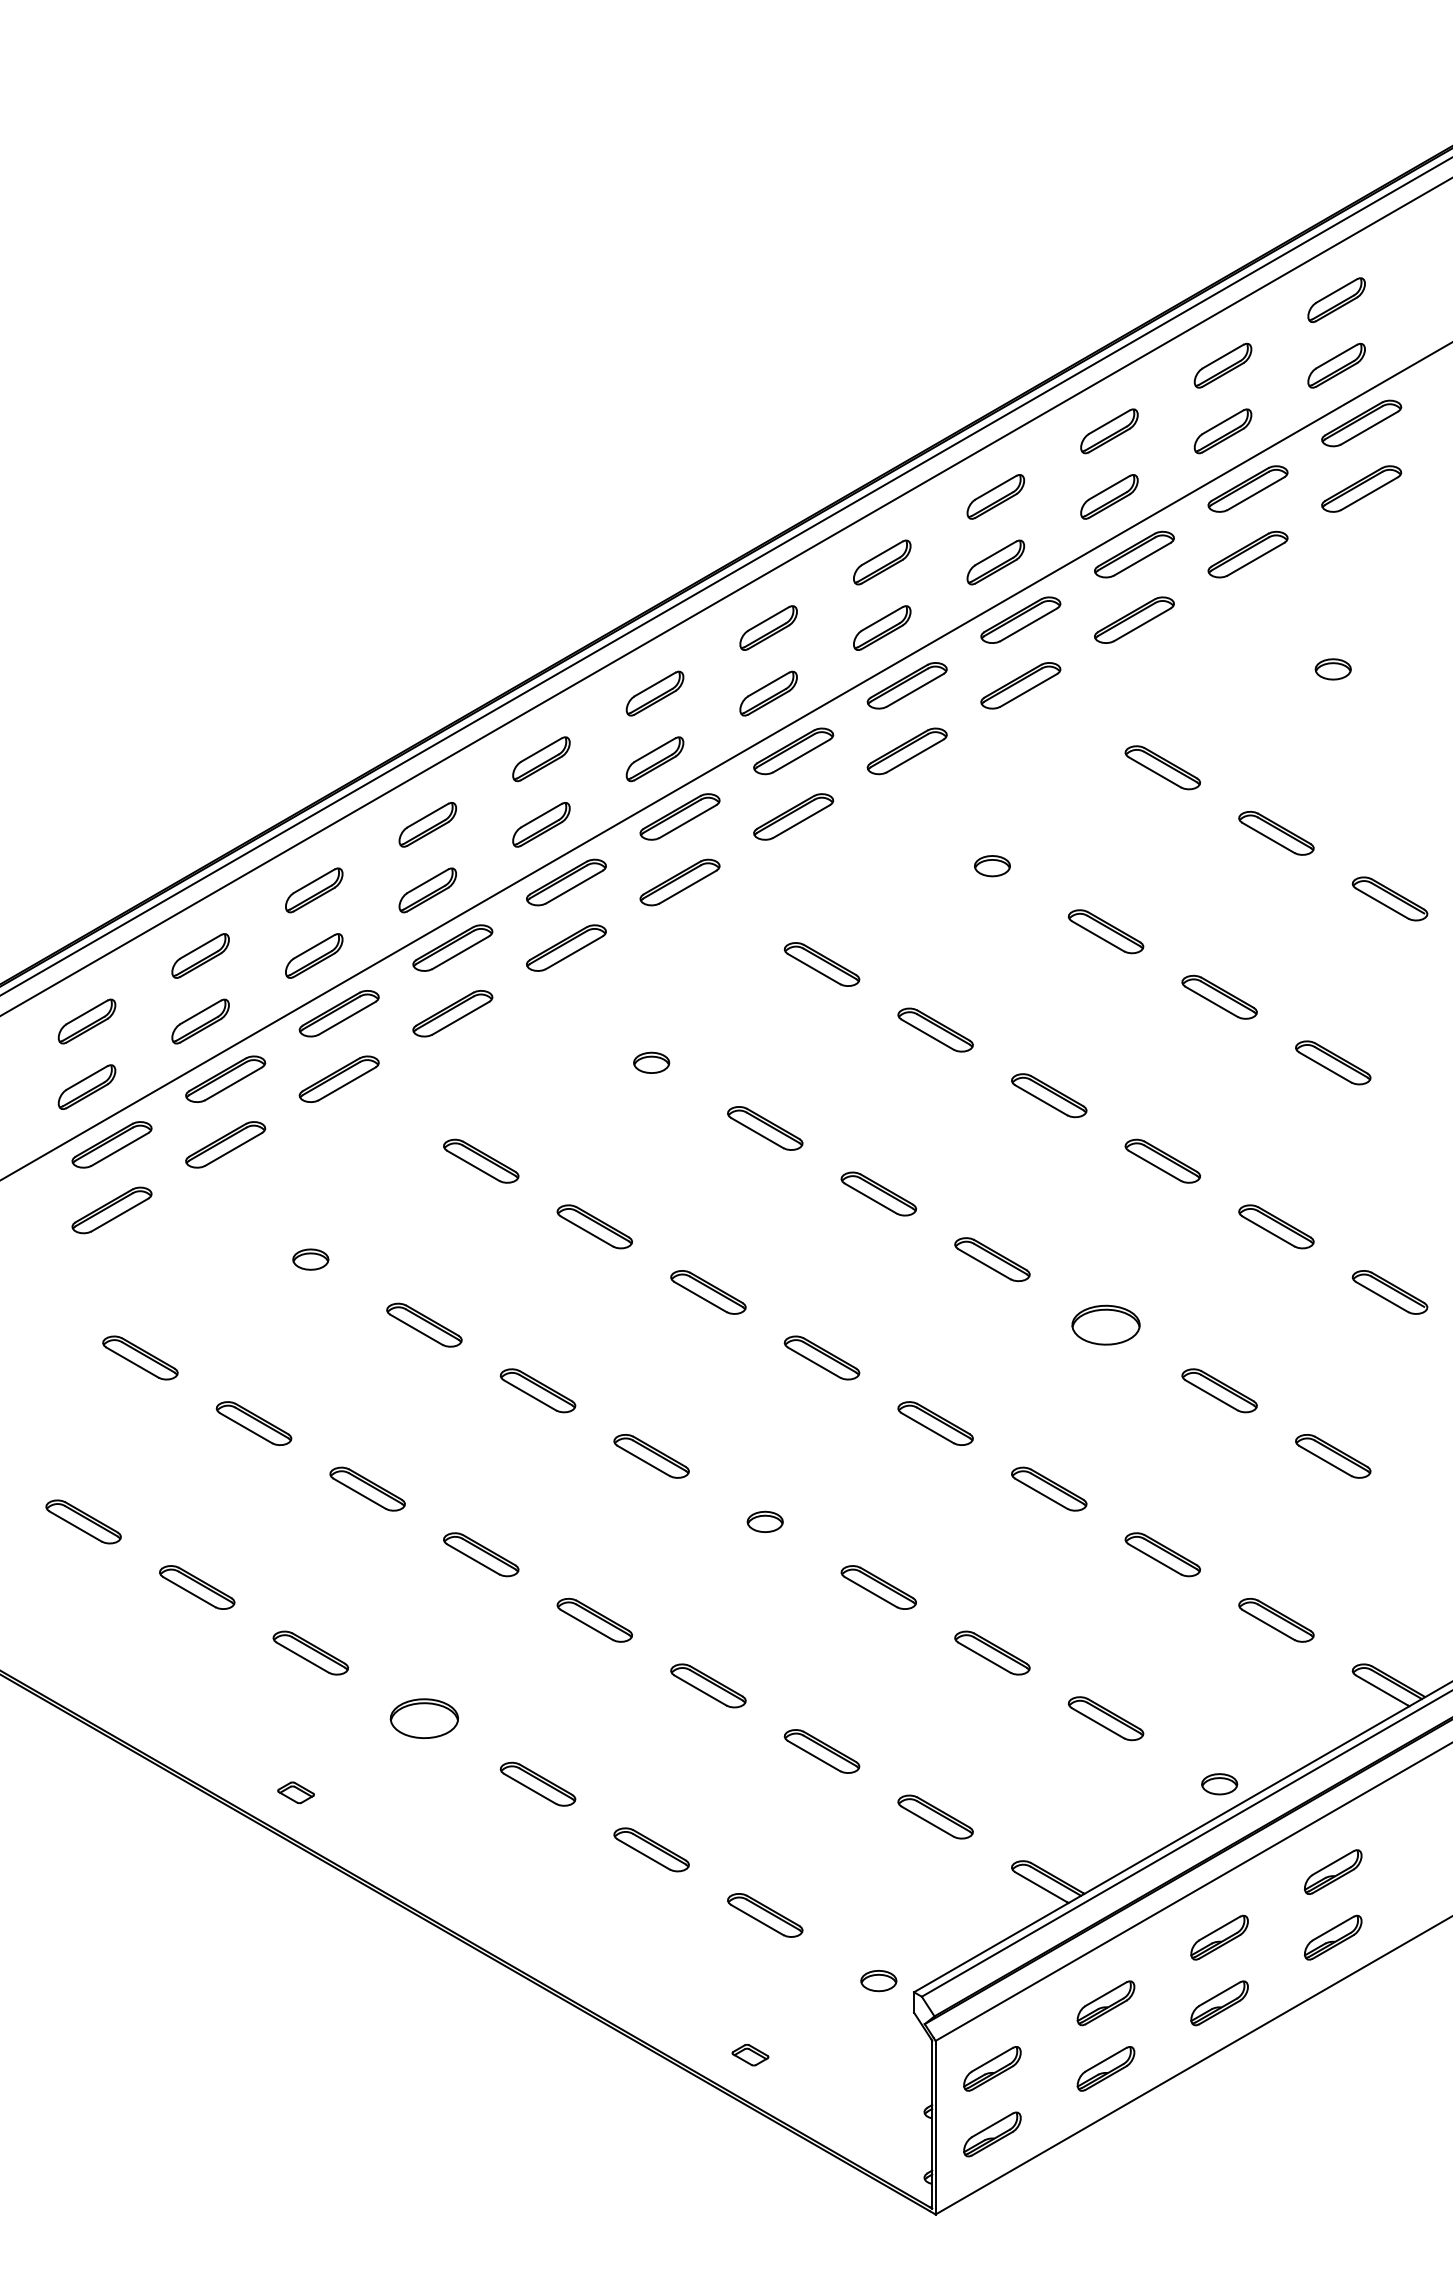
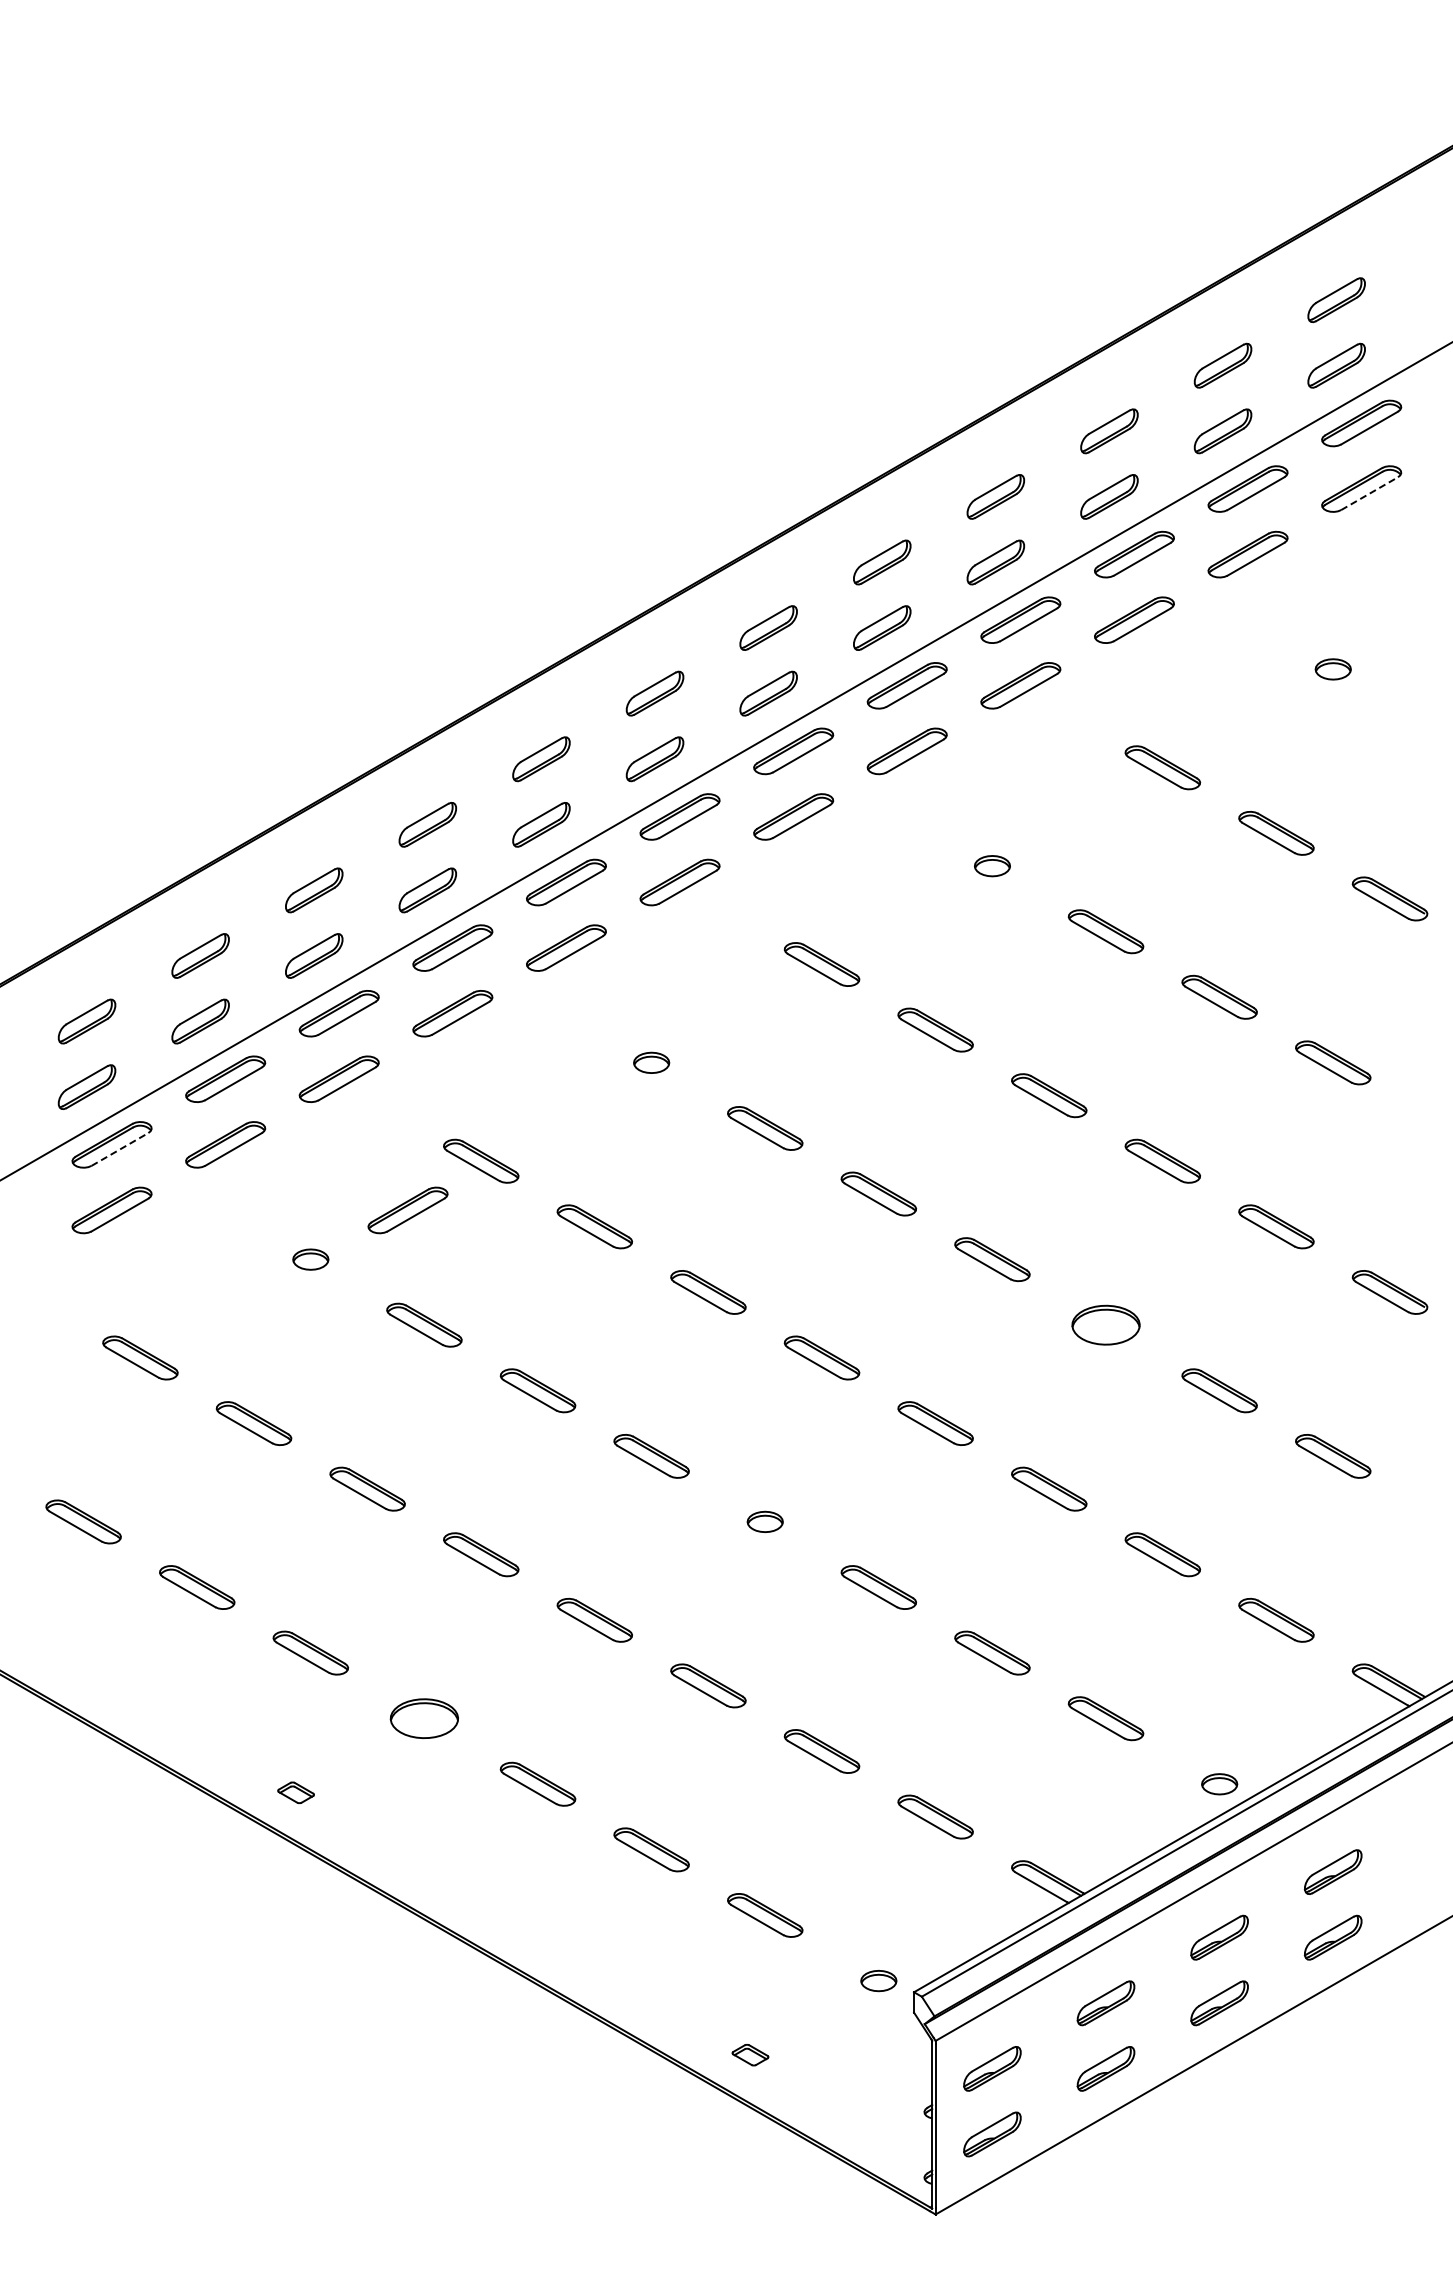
line: solid -> dashed (1369, 493)
line: present -> none (725, 576)
line: present -> none (725, 597)
line: solid -> dashed (120, 1149)
part: none -> present (407, 1210)
